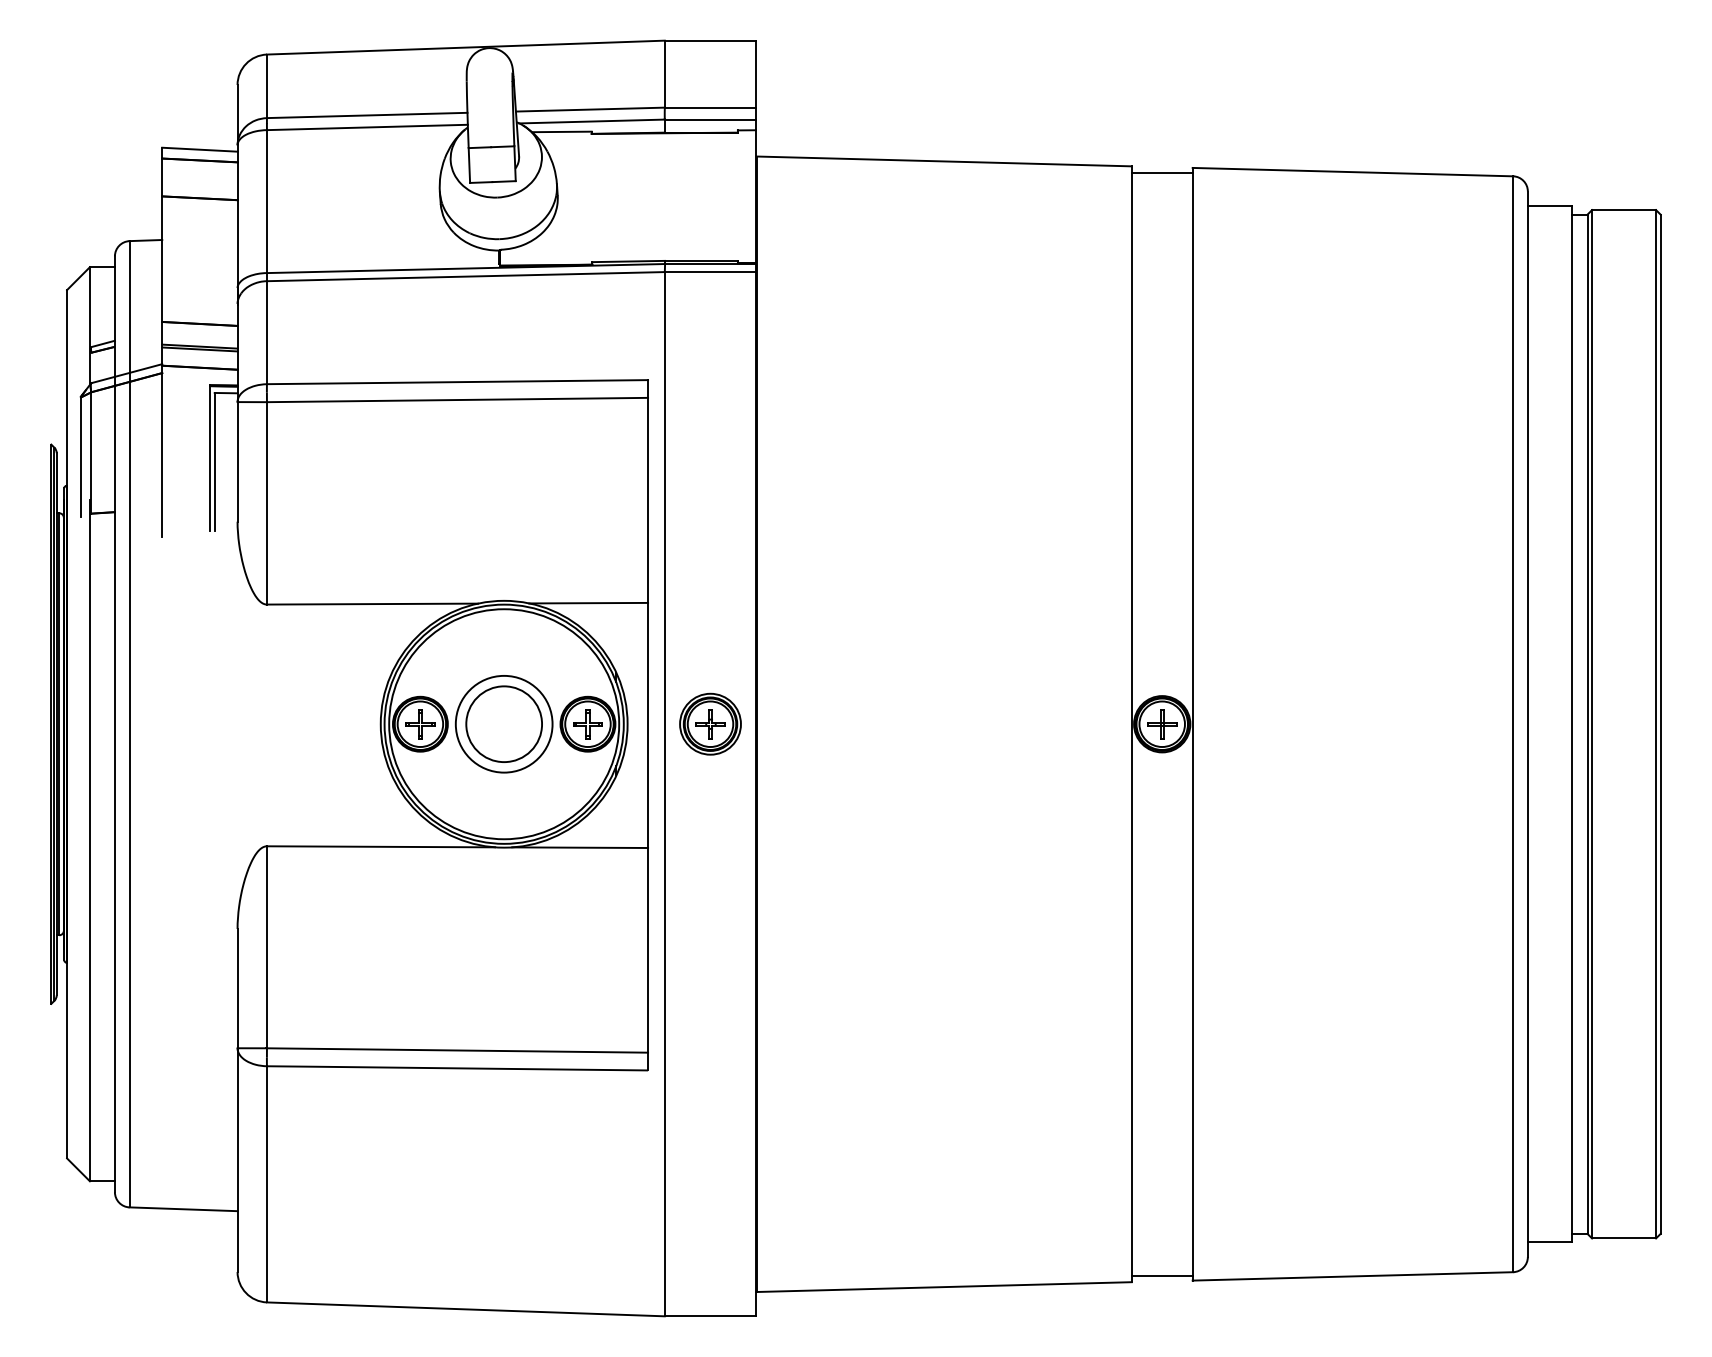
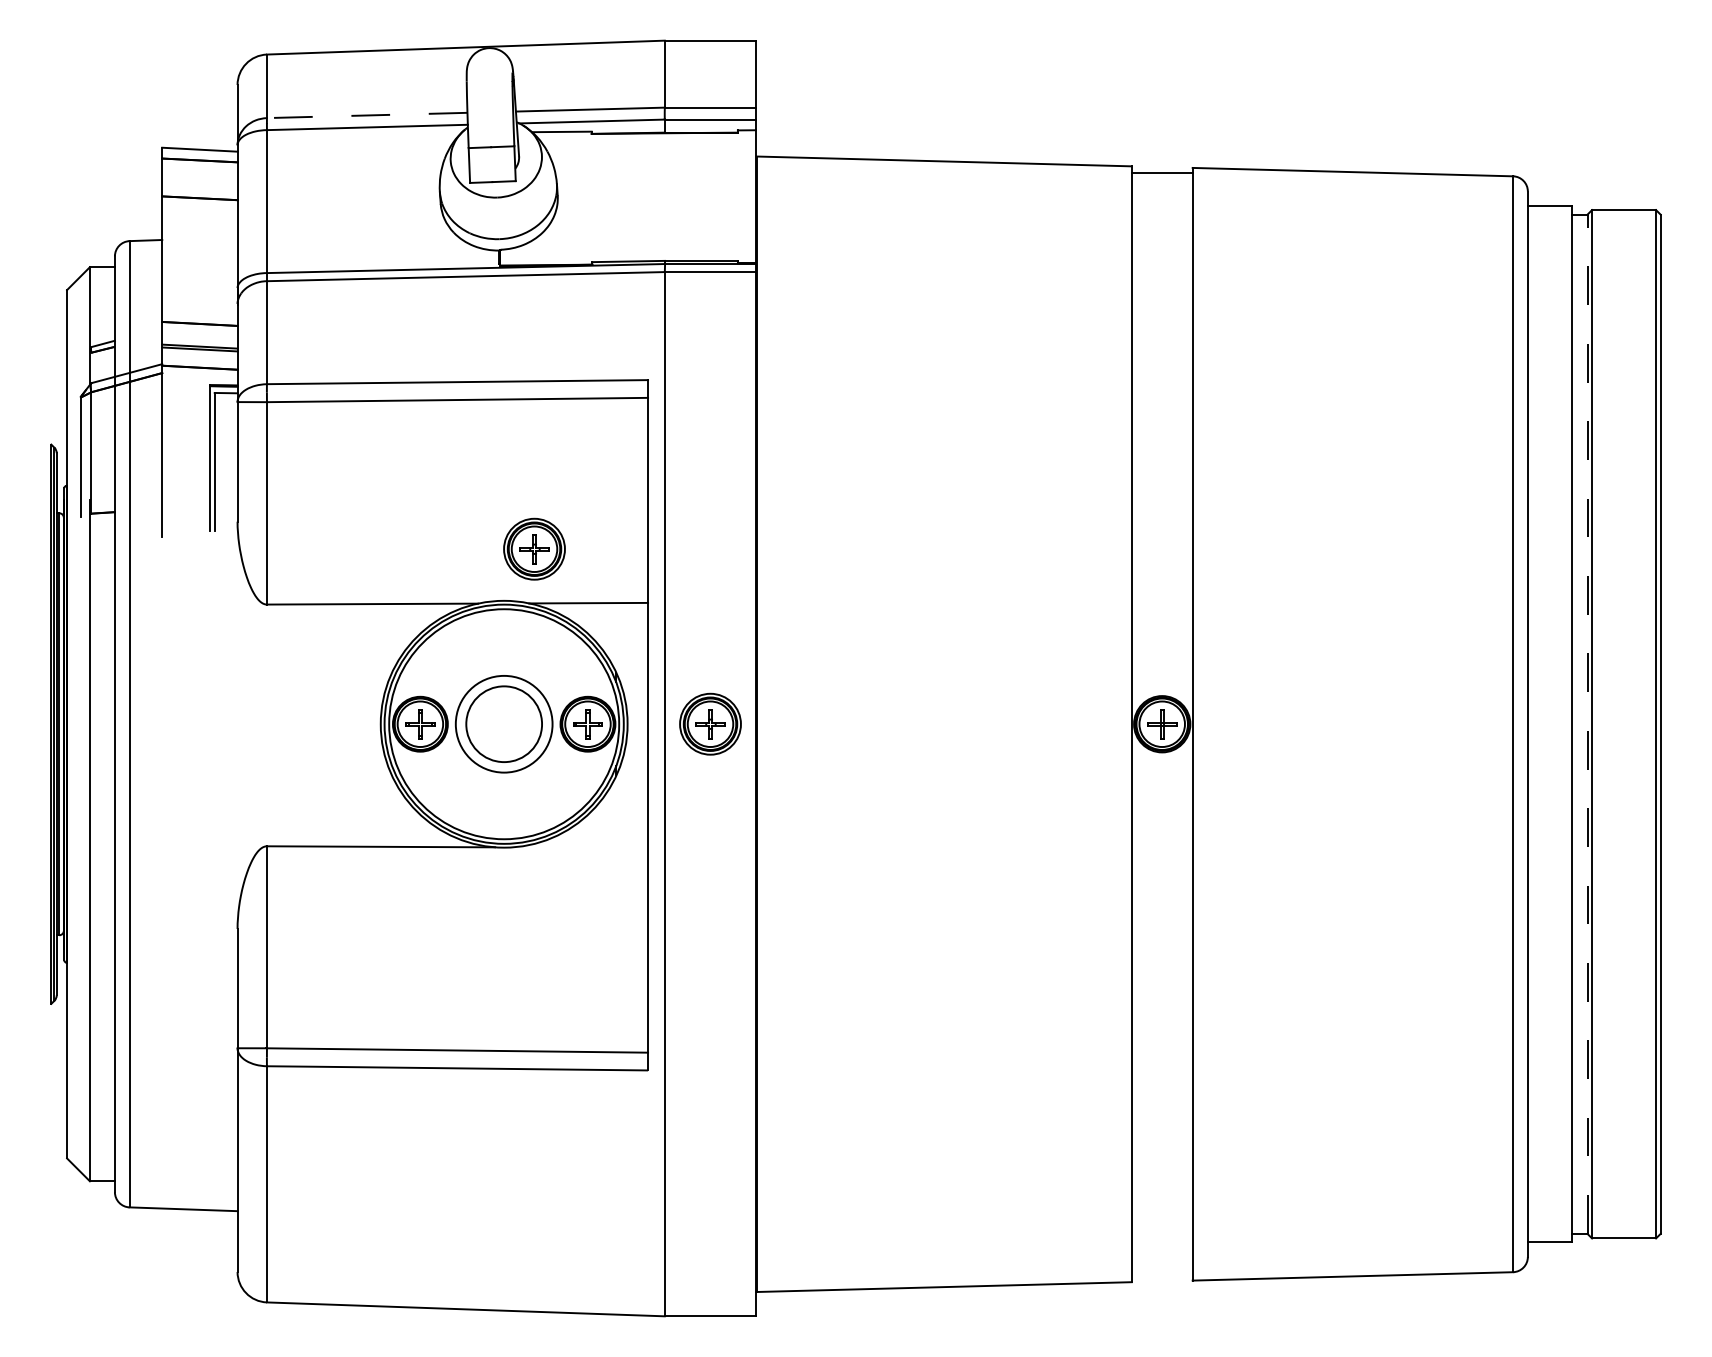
line: solid -> dashed (366, 115)
part: none -> present (534, 548)
line: solid -> dashed (1587, 724)
line: present -> none (580, 847)
line: present -> none (1161, 1275)
